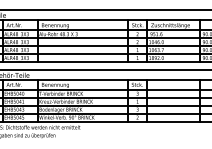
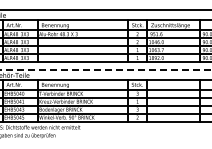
line: solid -> dashed (106, 69)
